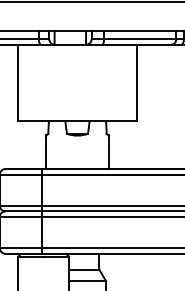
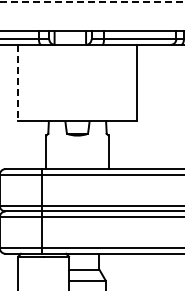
line: solid -> dashed (92, 2)
line: solid -> dashed (18, 83)
